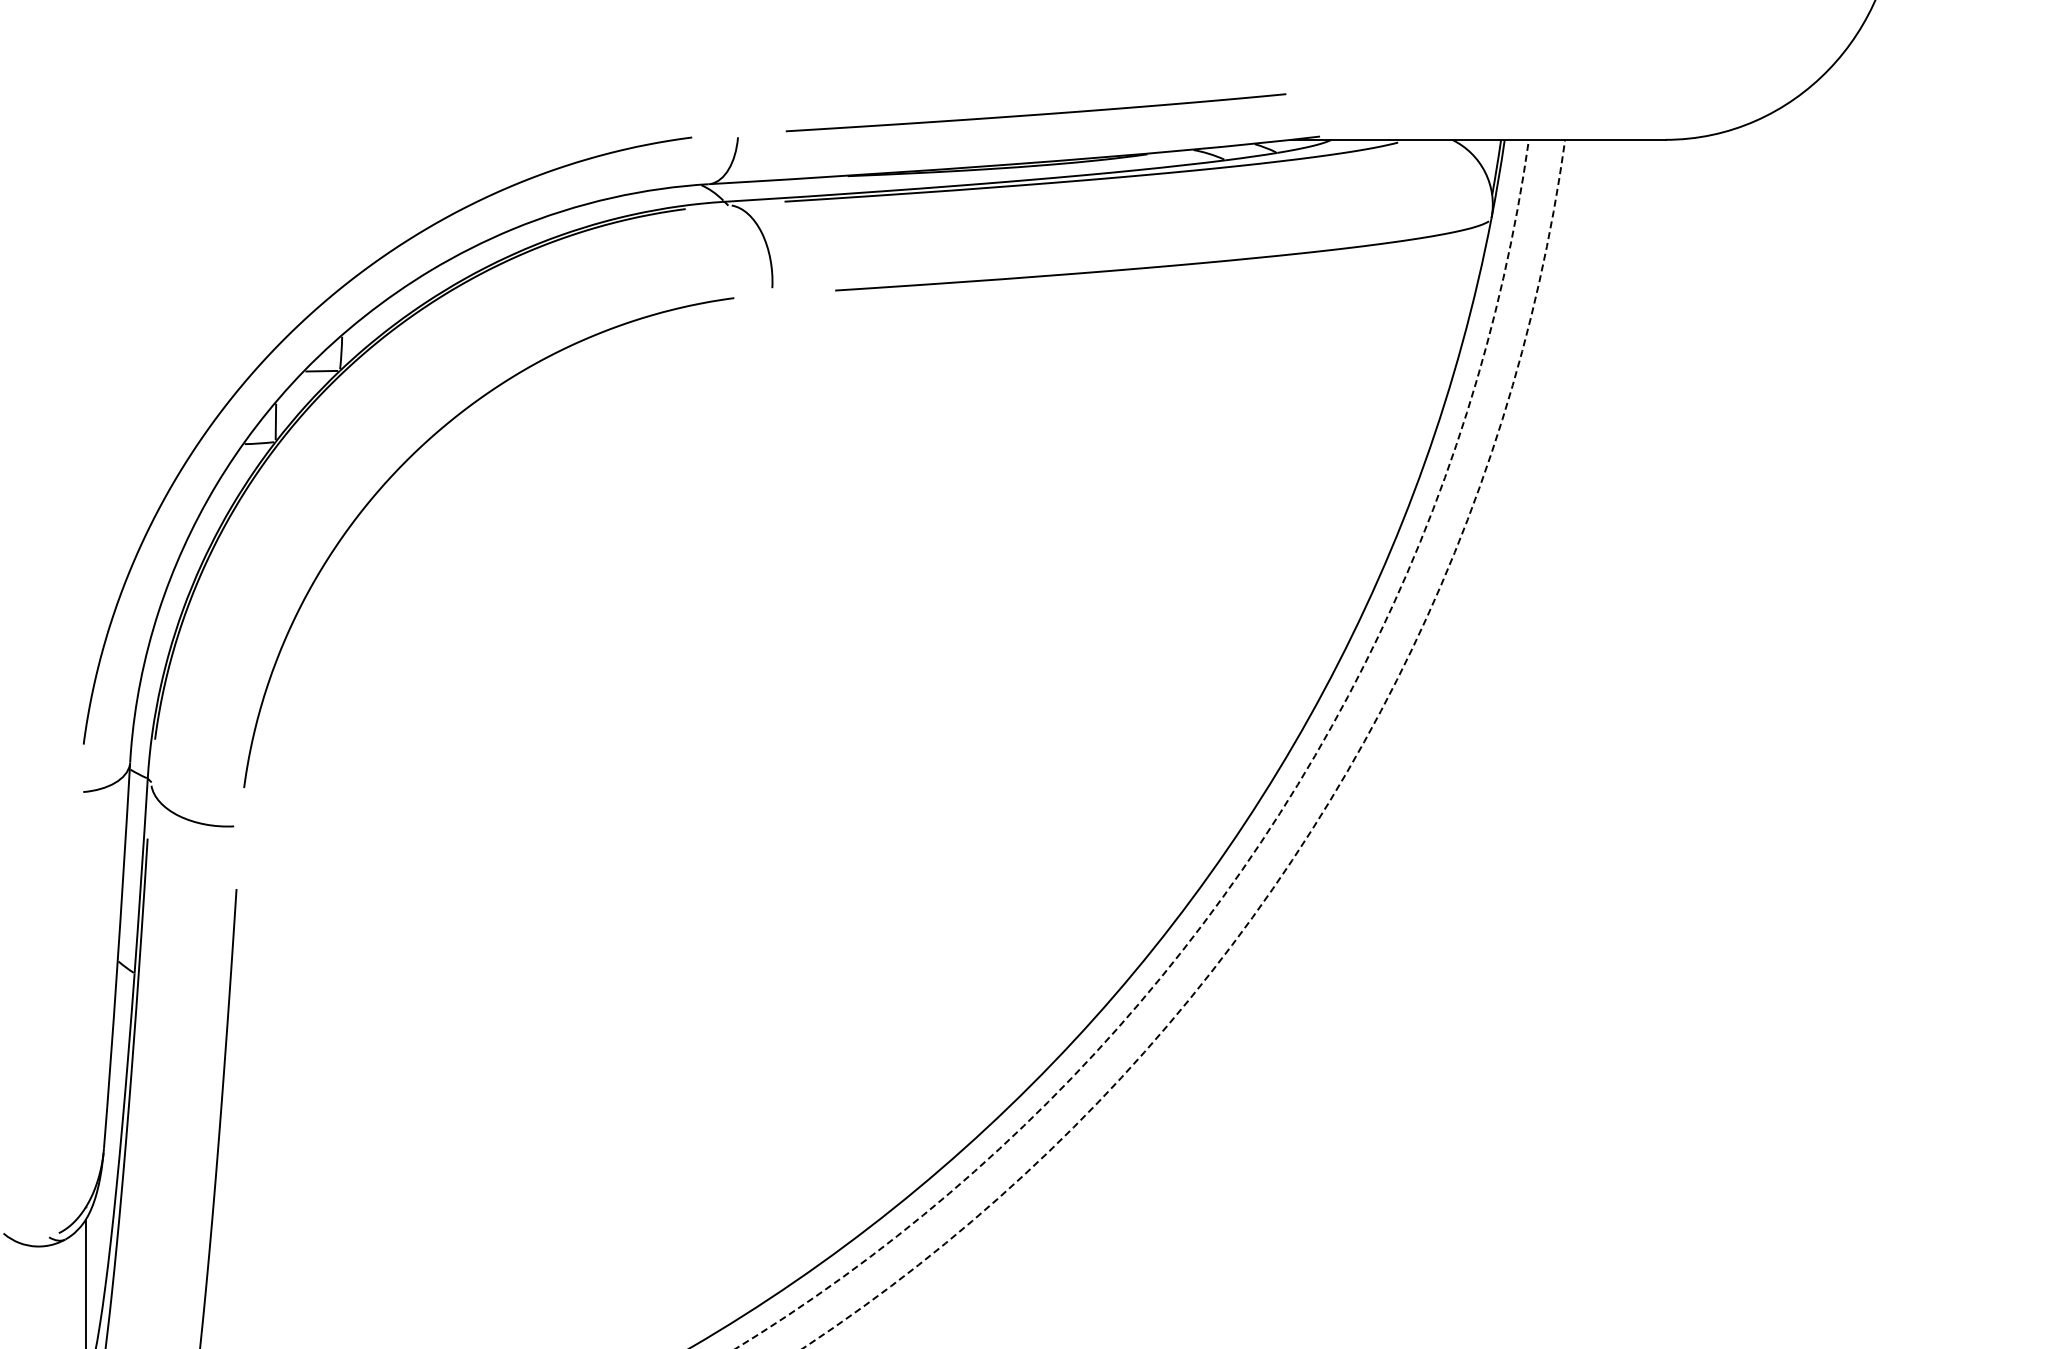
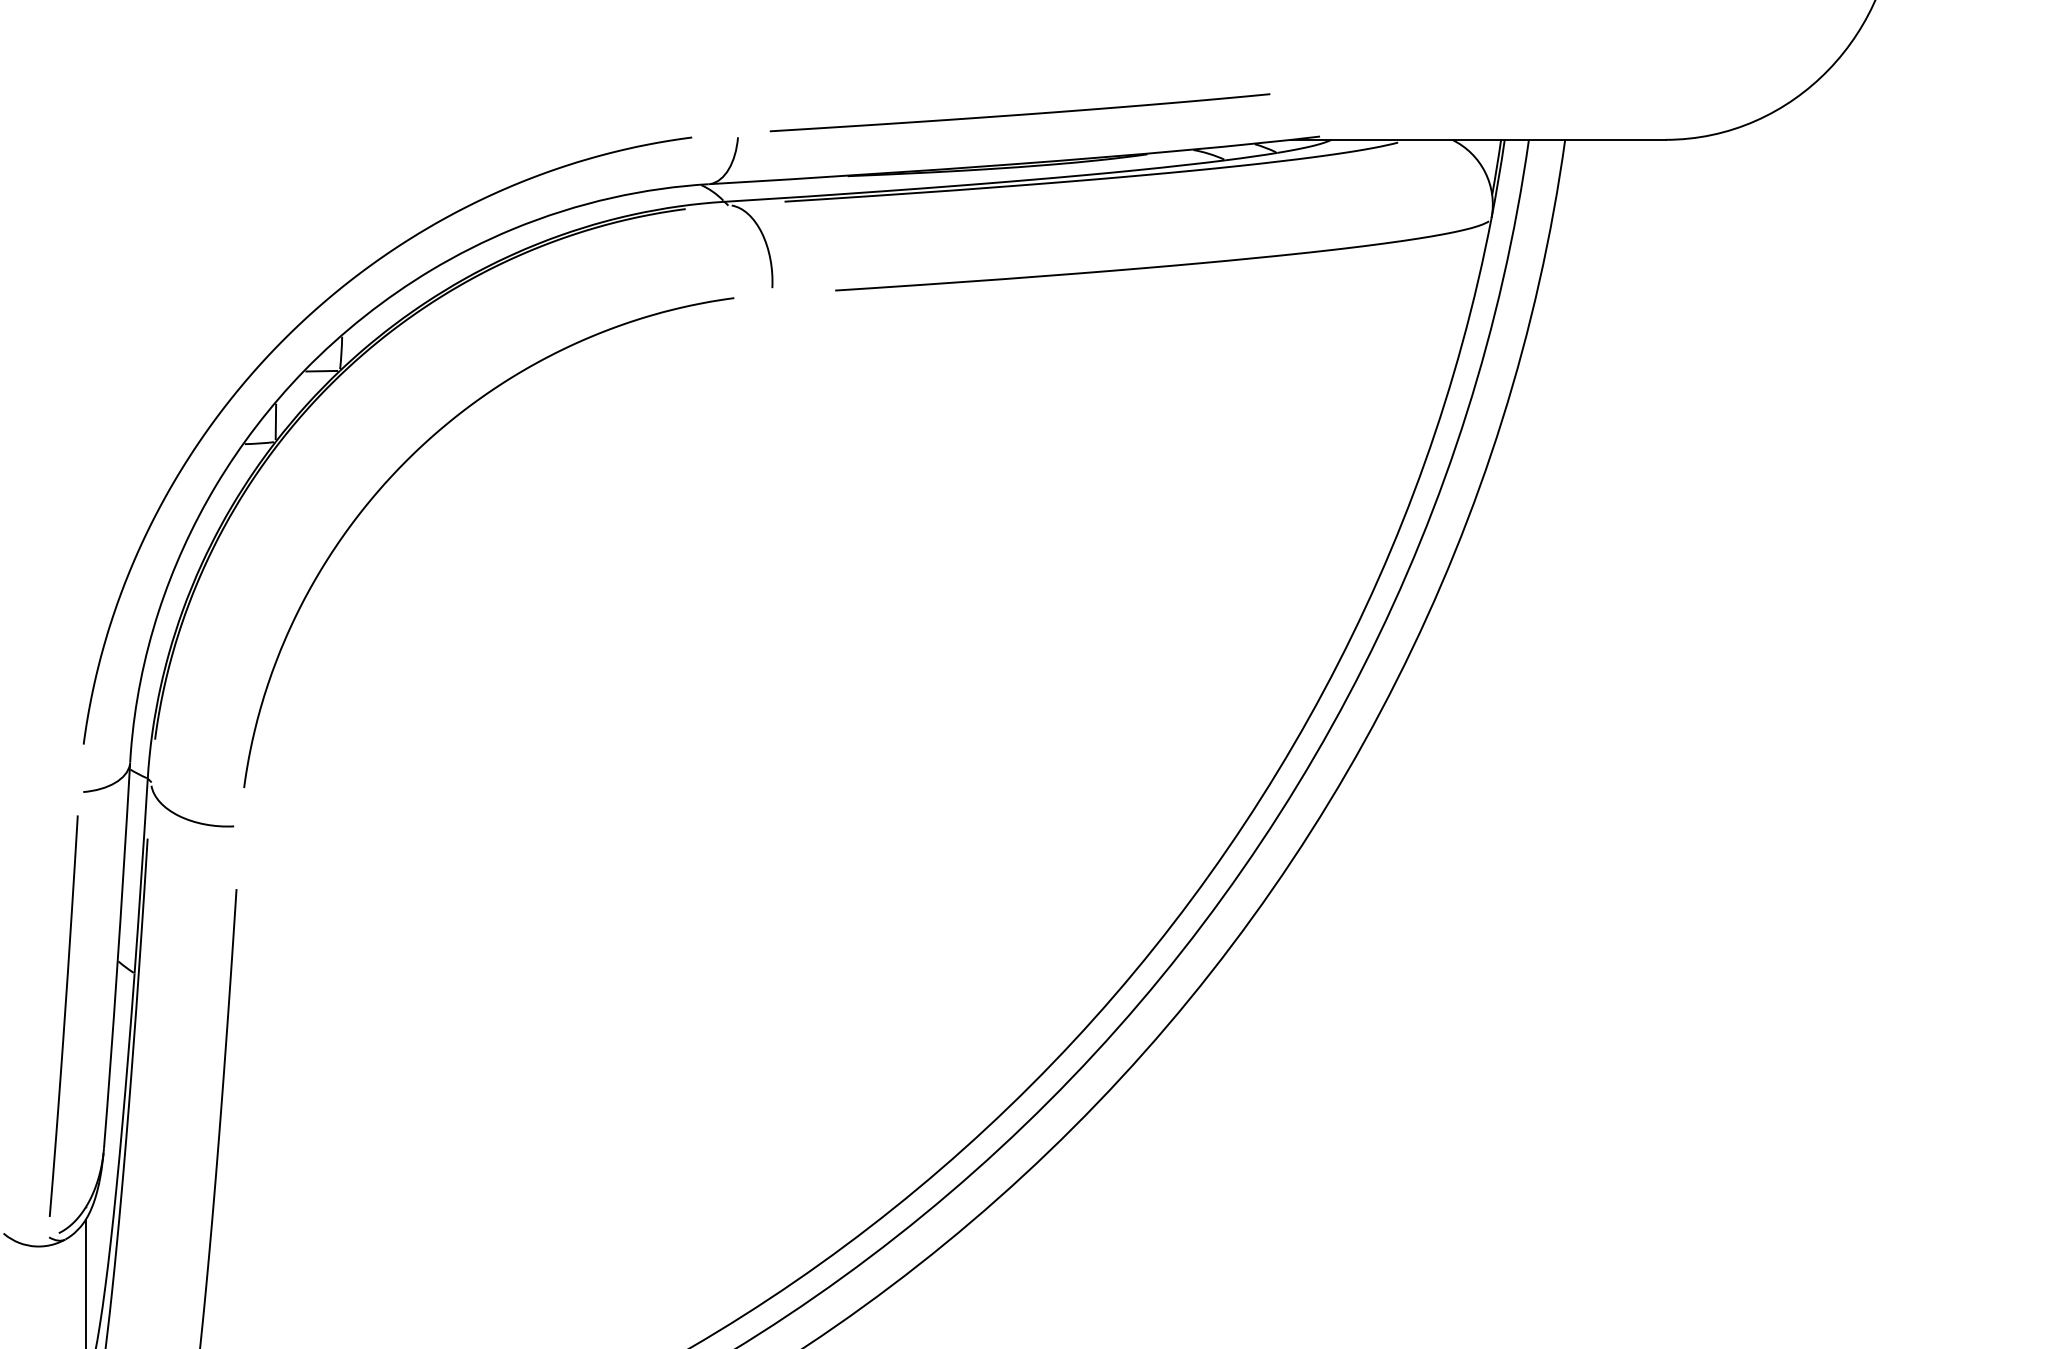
curve position: (1036, 113) -> (1020, 113) (1020, 113)
arc: dashed -> solid (1313, 827)
arc: dashed -> solid (1268, 831)
curve: none -> present (64, 1015)
